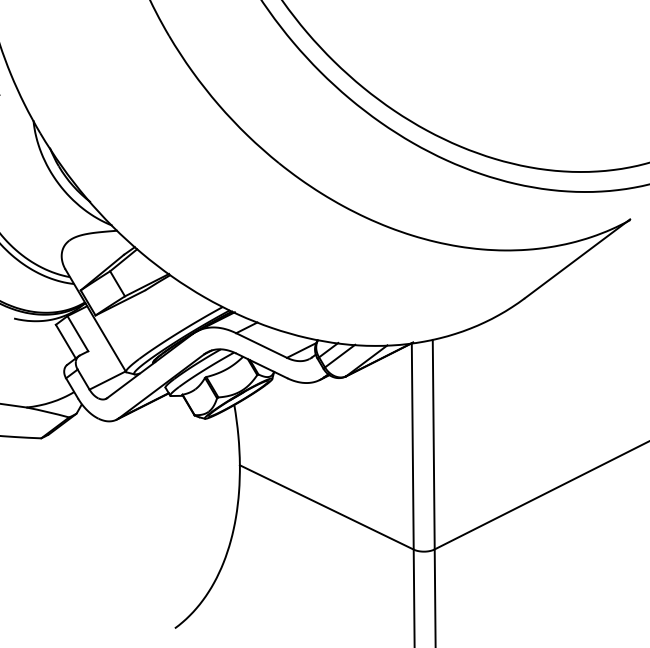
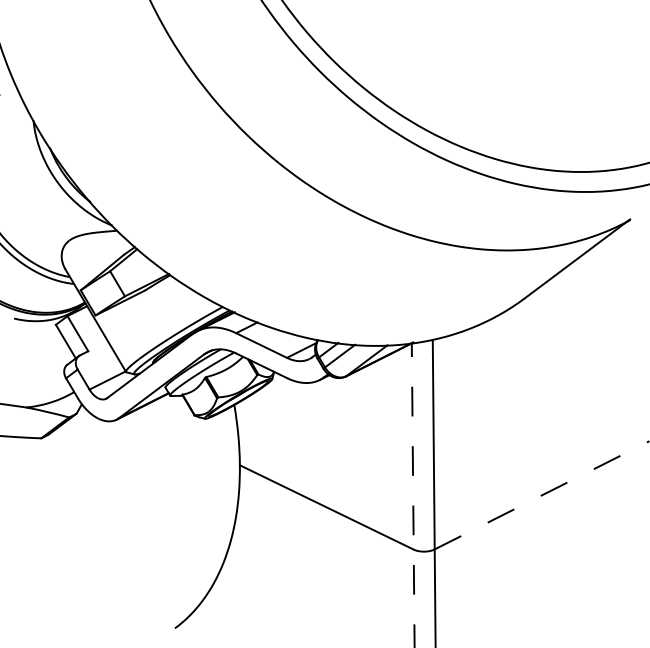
line: solid -> dashed (413, 495)
line: solid -> dashed (542, 495)
